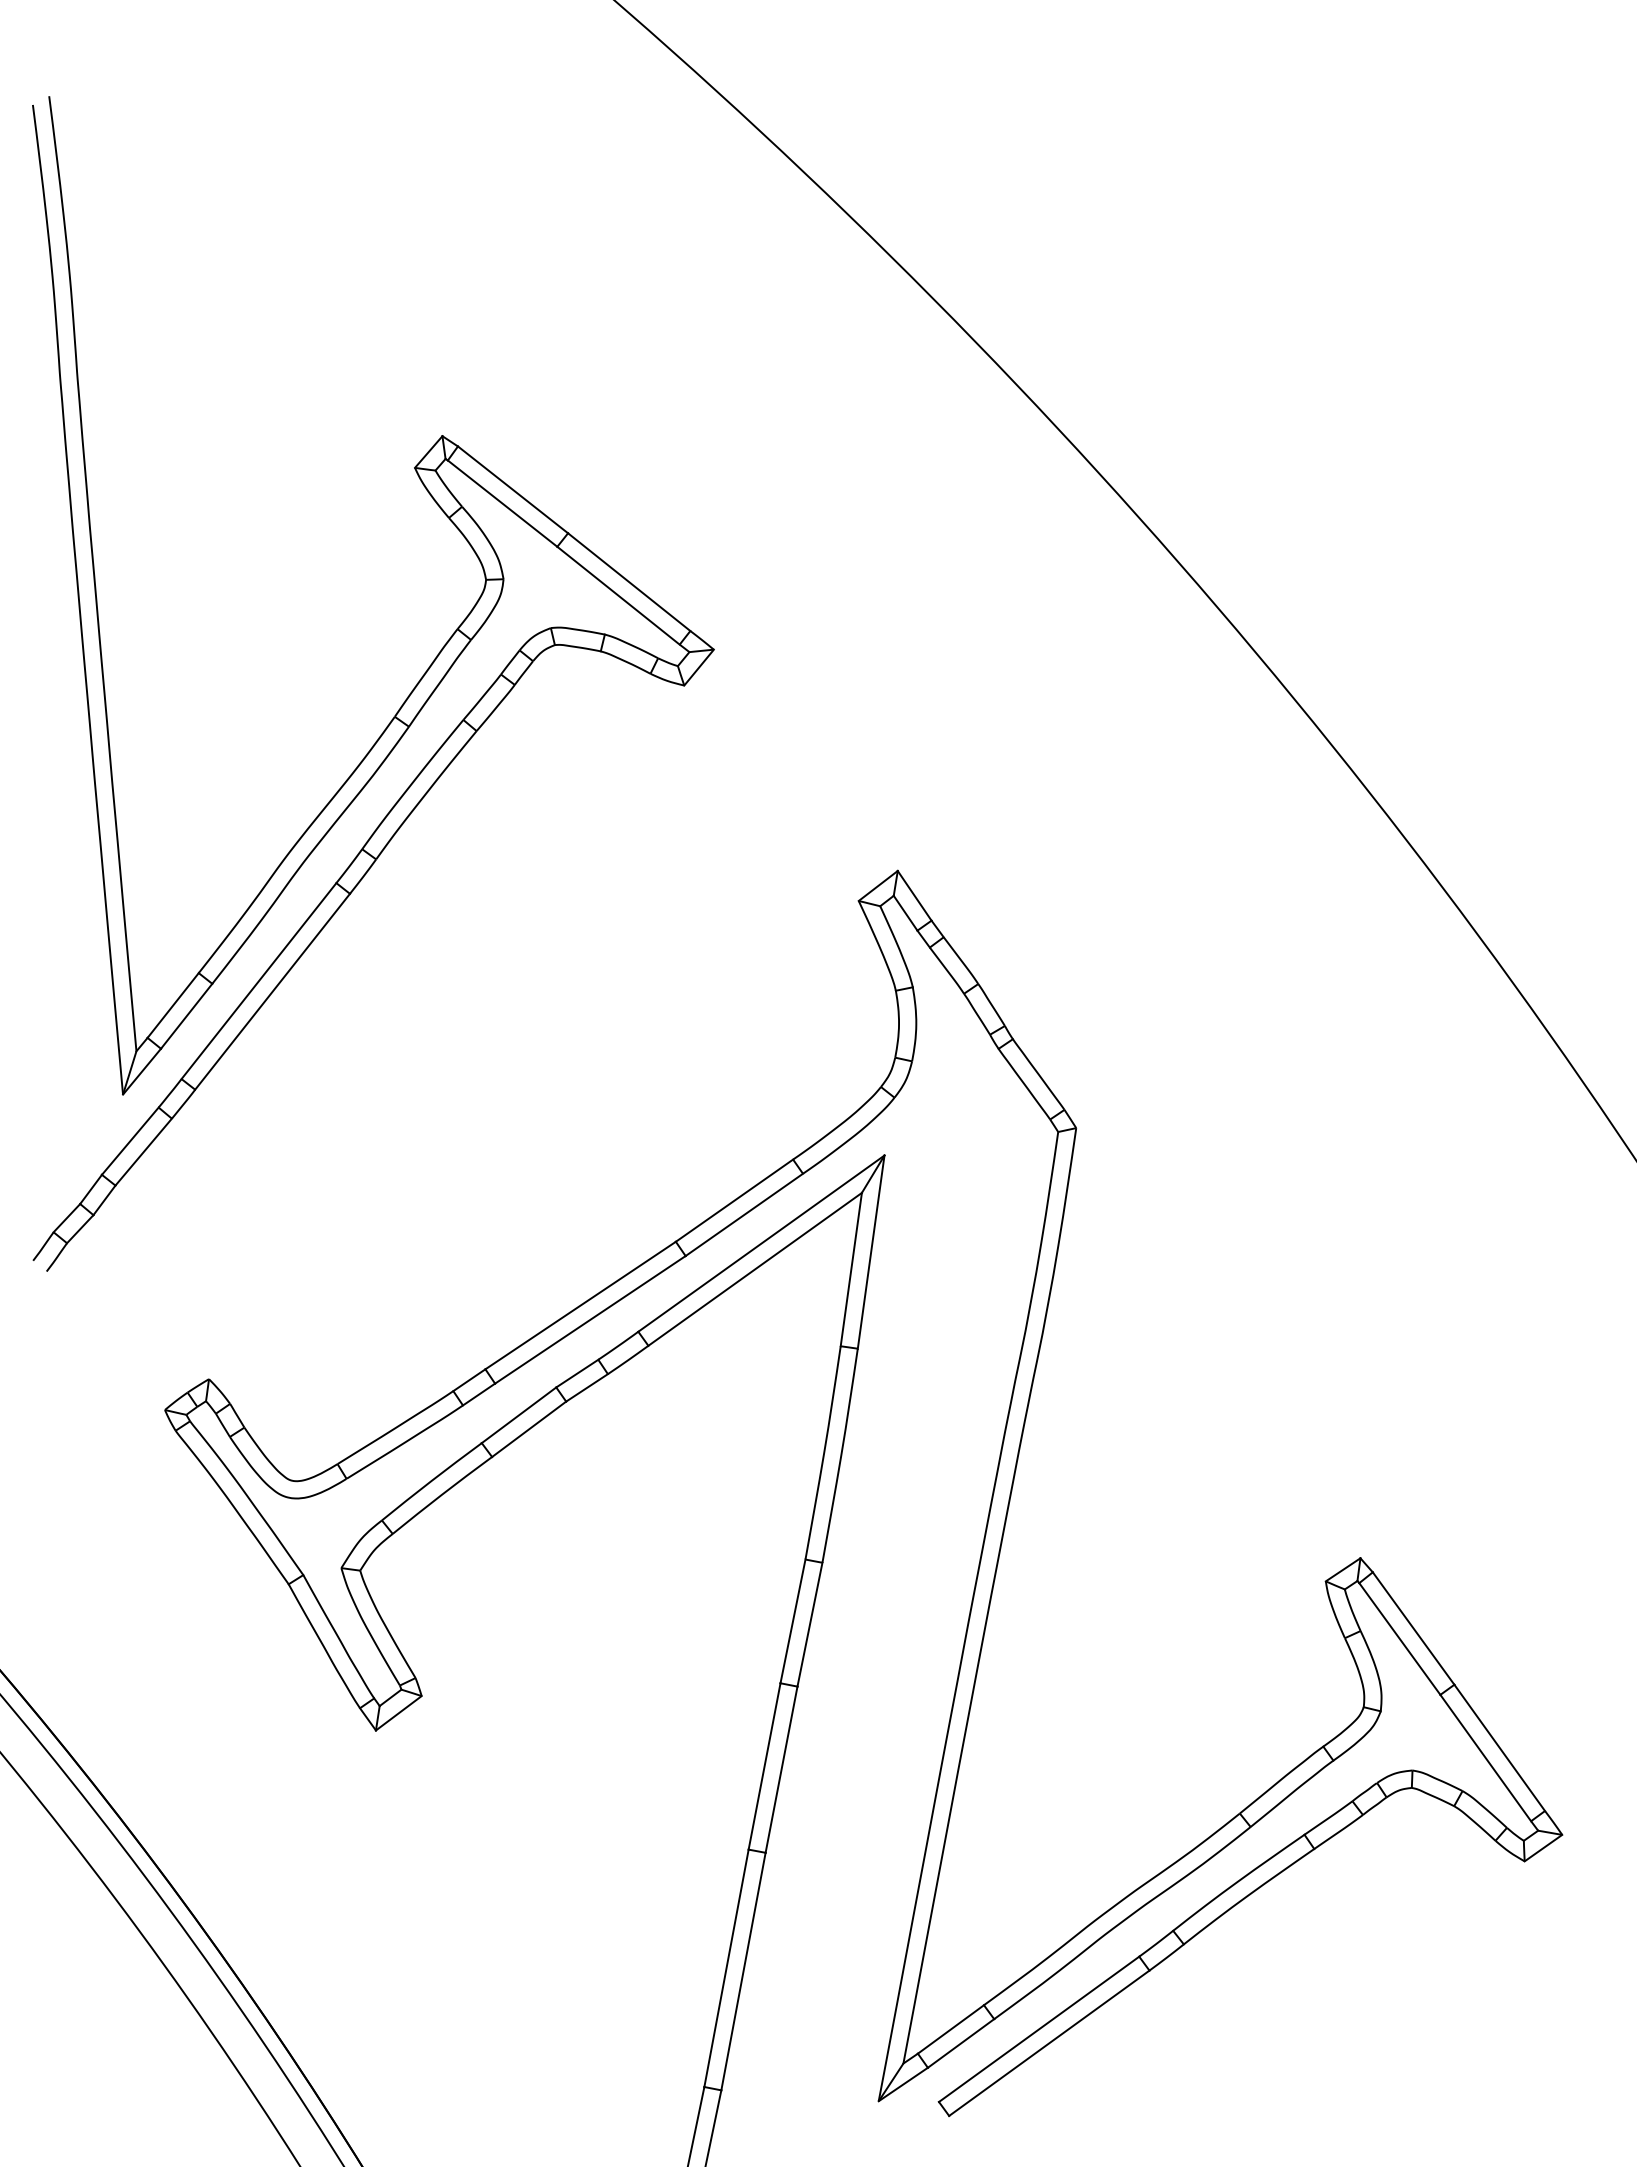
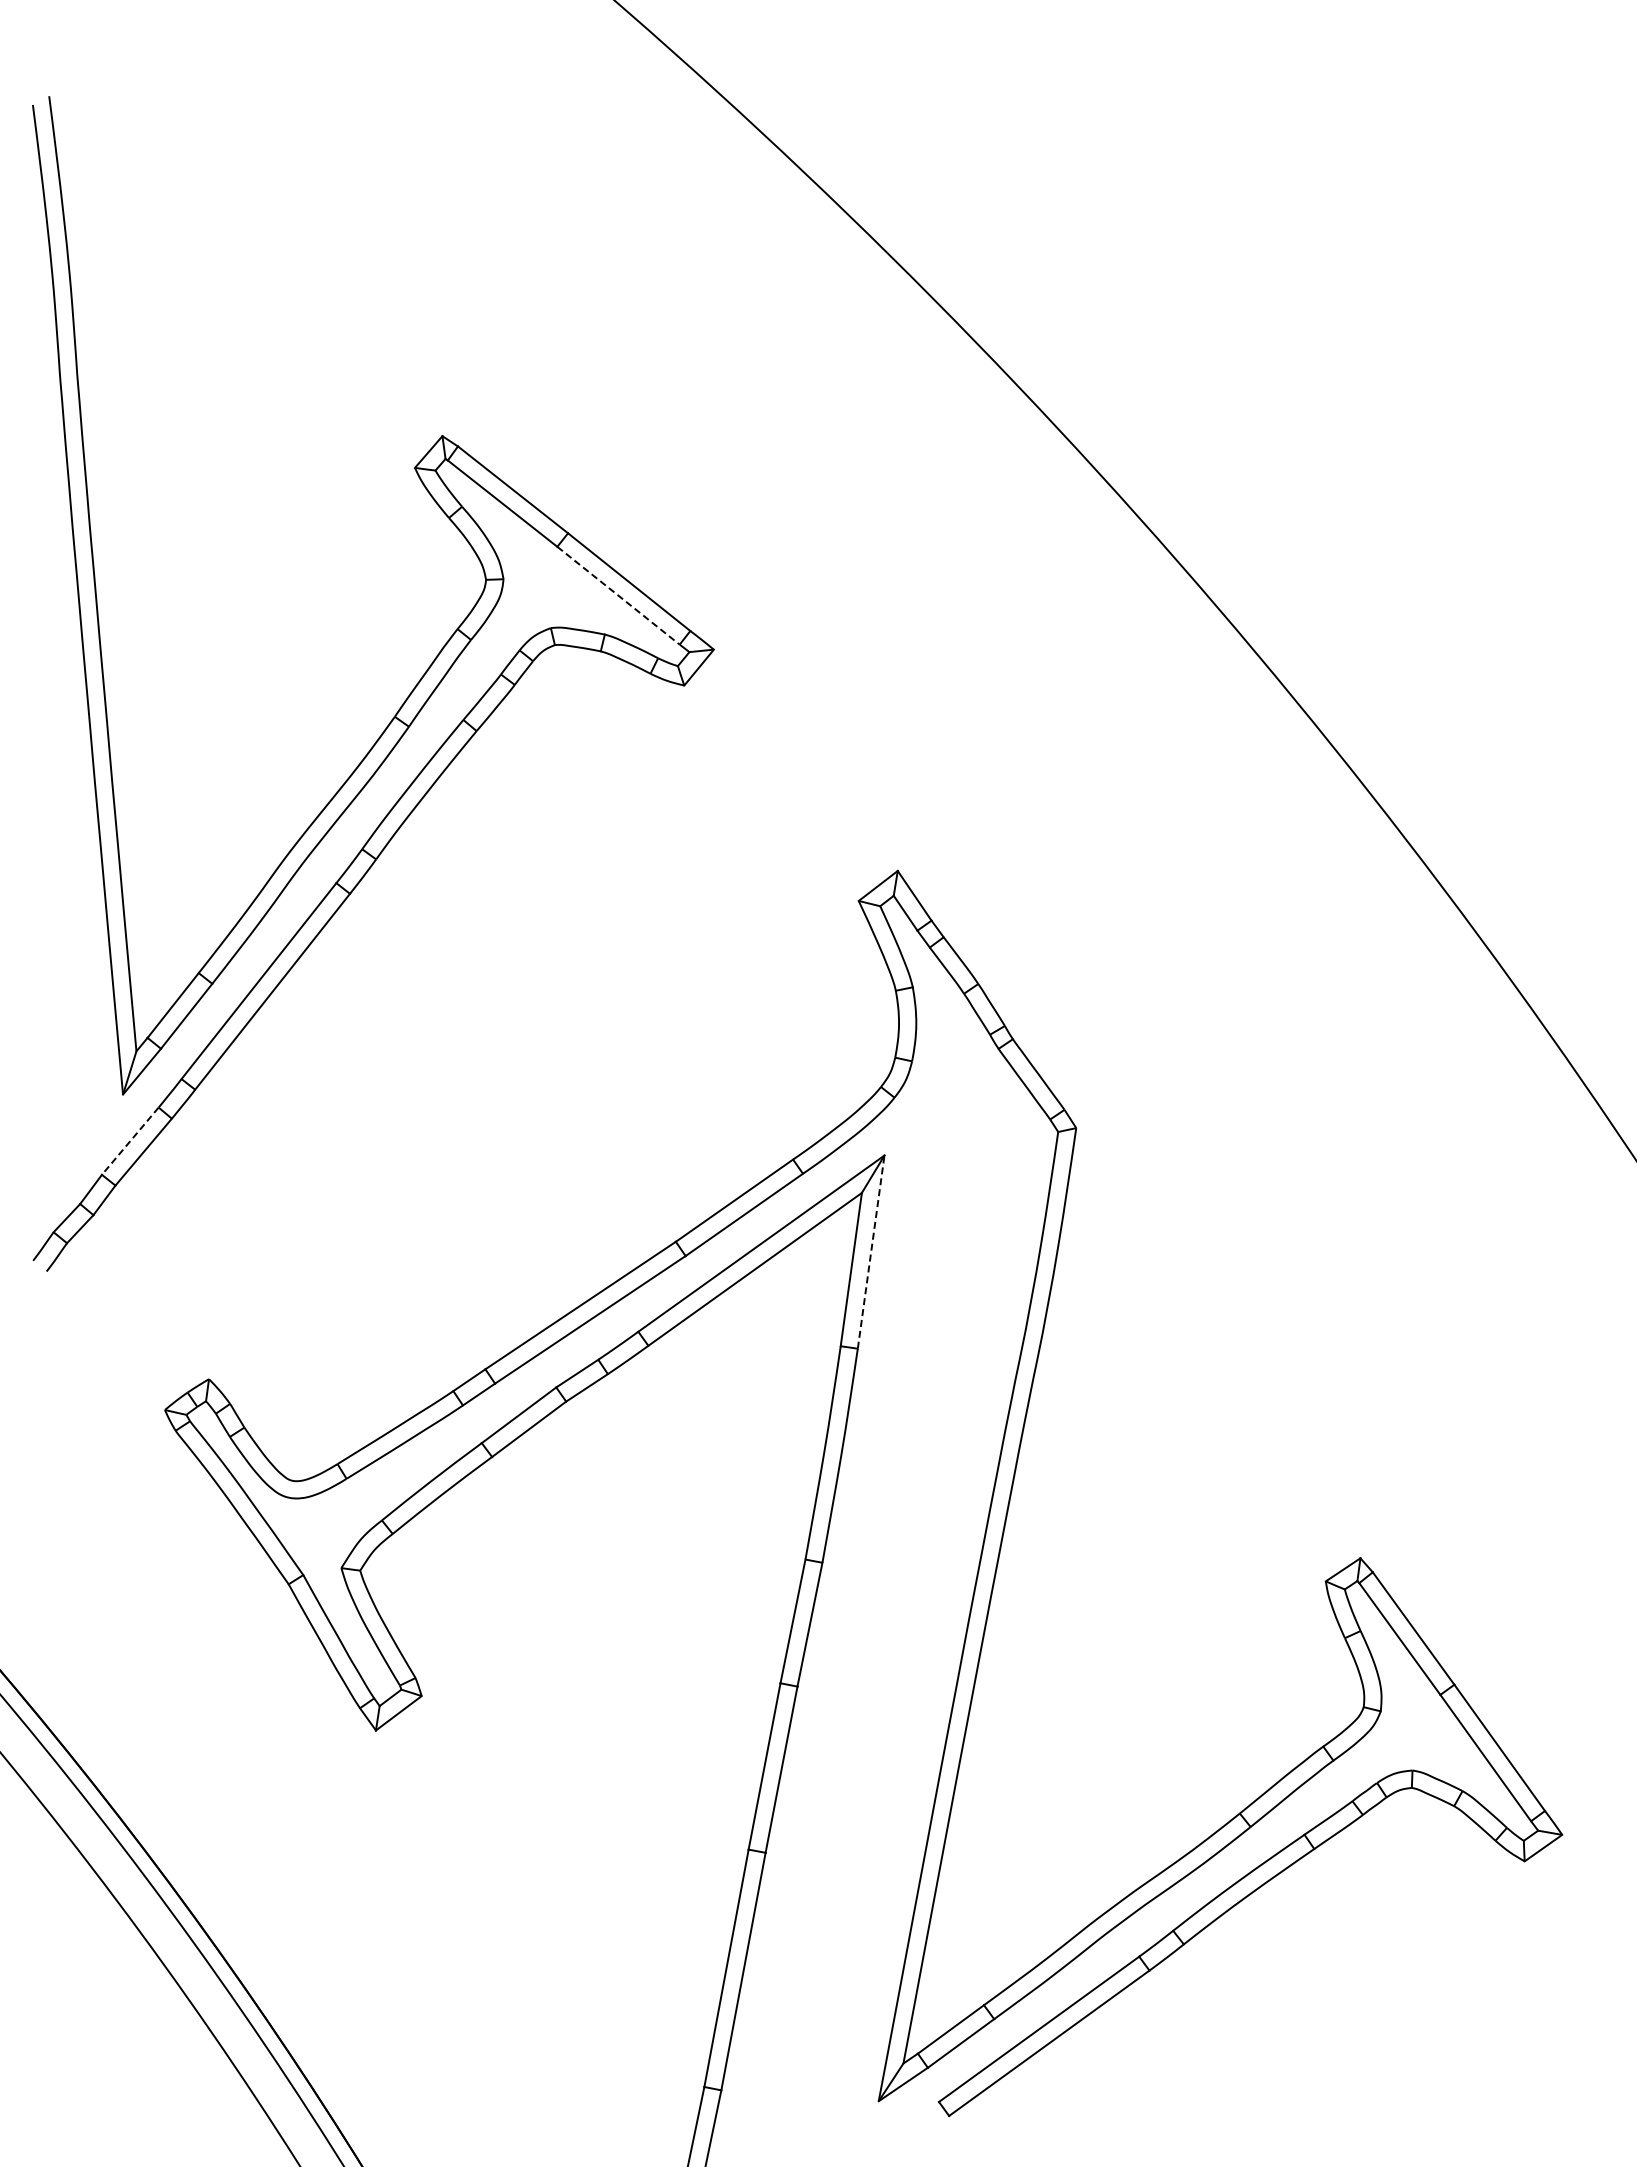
line: solid -> dashed (618, 596)
line: solid -> dashed (130, 1141)
line: solid -> dashed (871, 1252)
